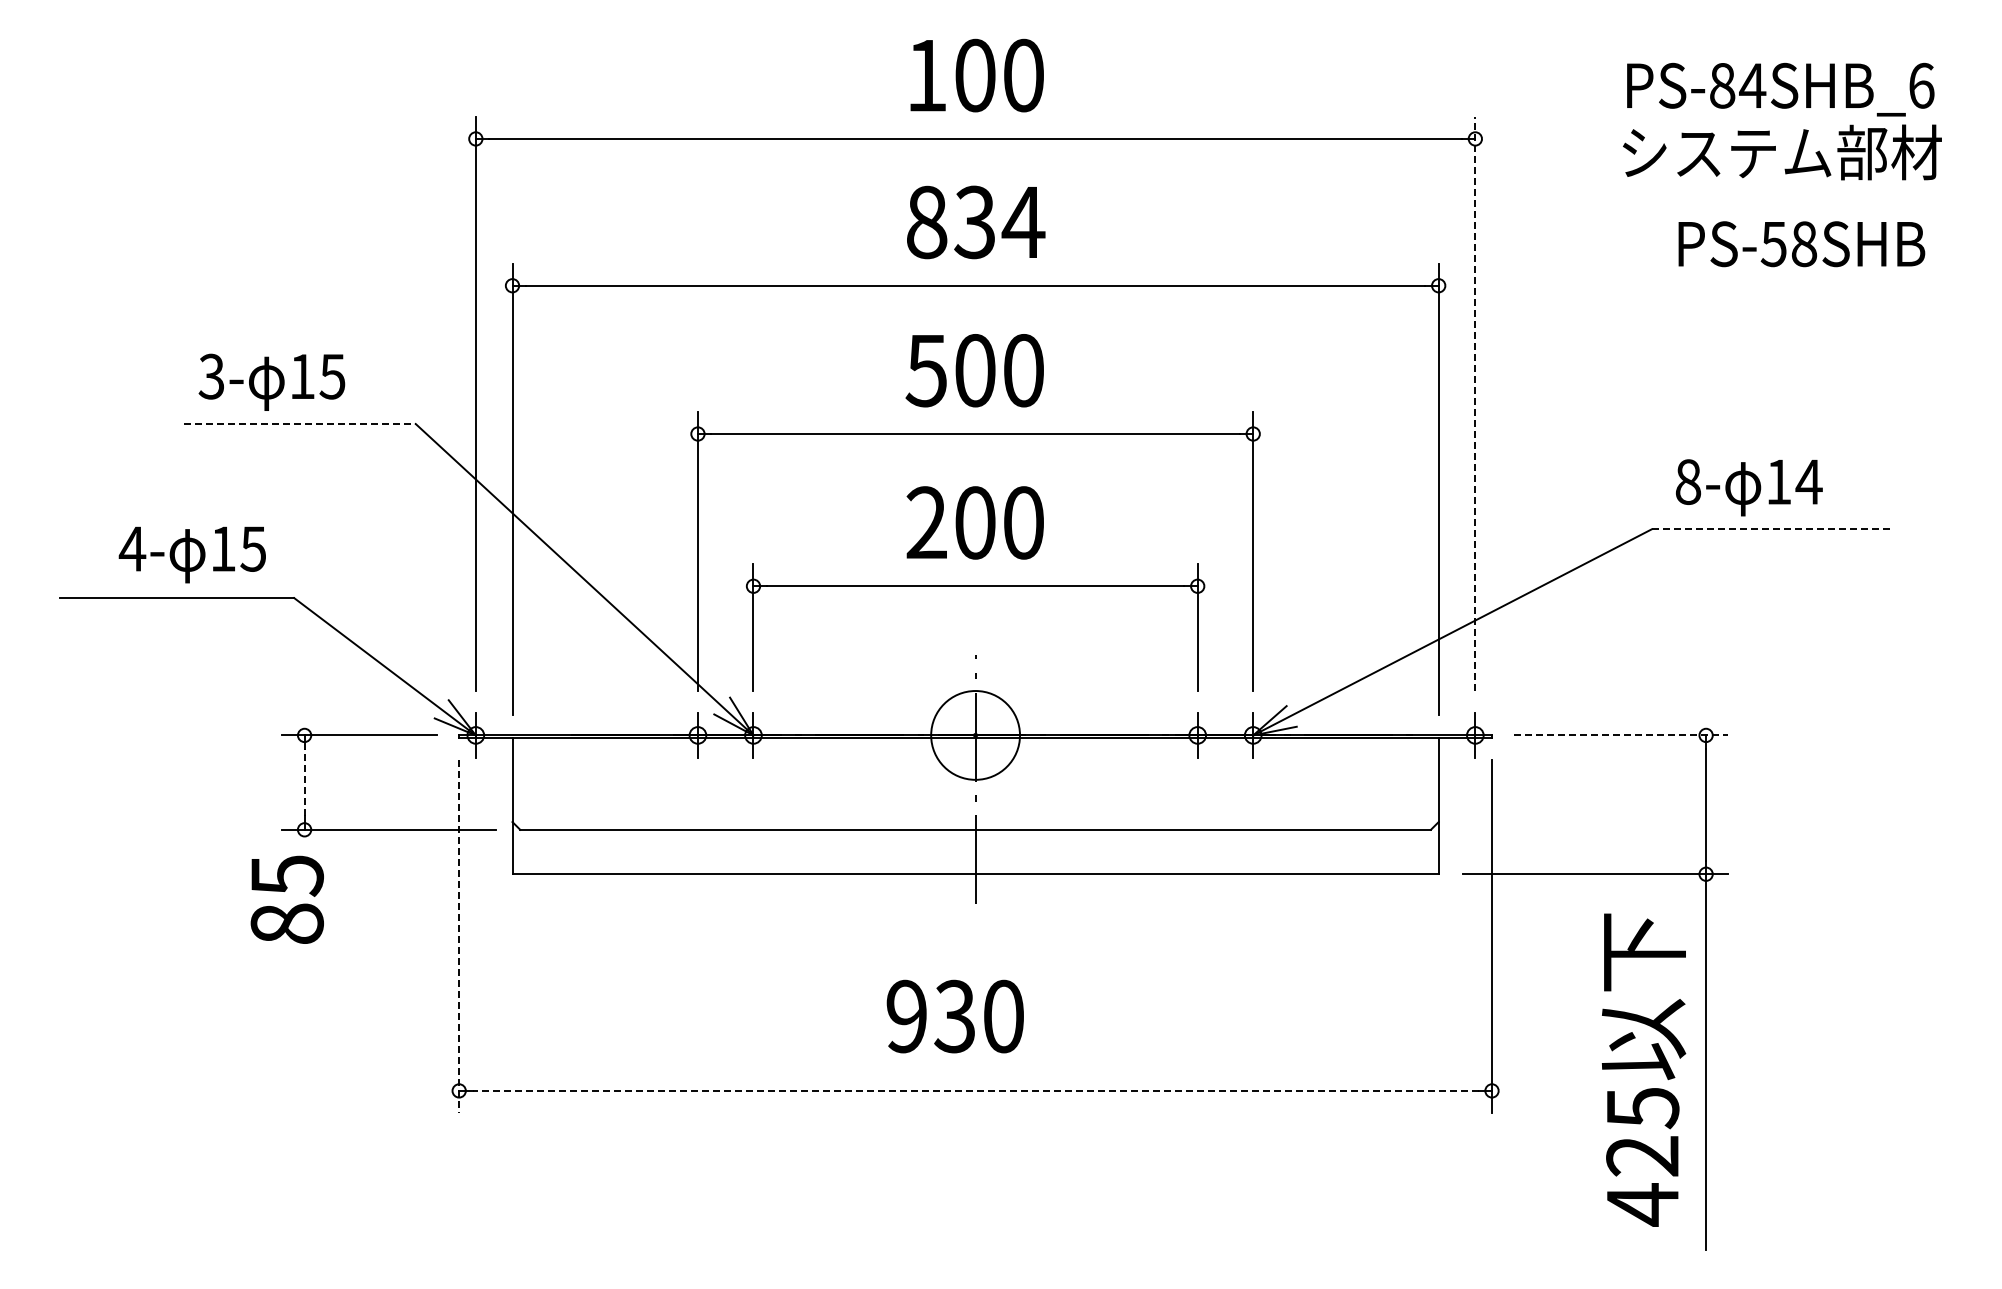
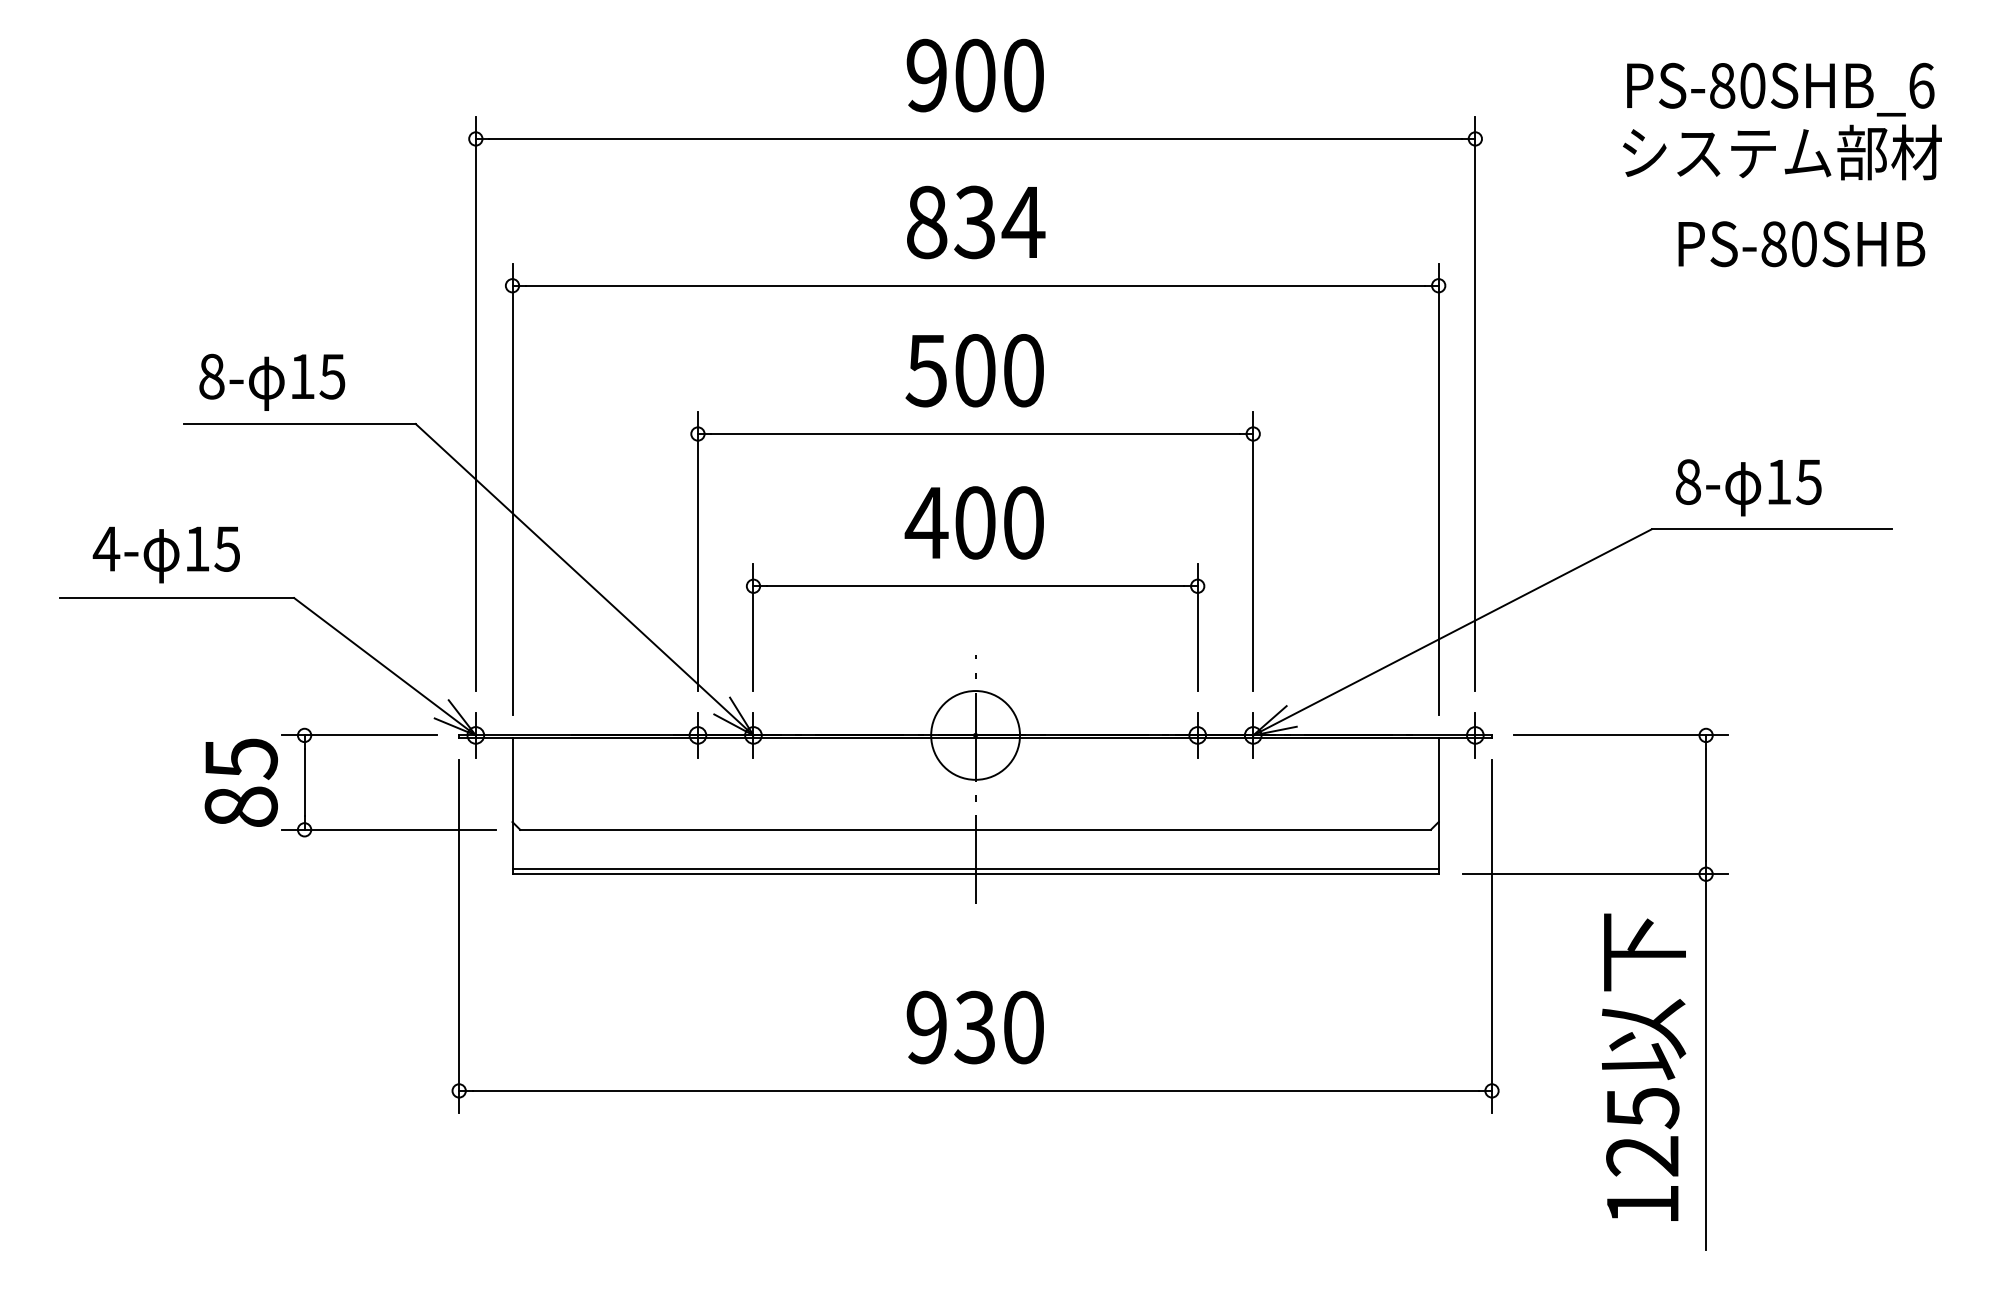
text: 100 -> 900 (926, 75)
text: PS-84SHB_6 -> PS-80SHB_6 (1752, 85)
text: PS-58SHB -> PS-80SHB (1788, 244)
text: 3- -> 8- (211, 376)
line: dashed -> solid (1475, 403)
line: dashed -> solid (299, 424)
text: 14 -> 15 (1808, 481)
text: 200 -> 400 (926, 522)
line: dashed -> solid (1772, 529)
text position: (191, 554) -> (165, 554) (165, 554)
line: dashed -> solid (1621, 735)
line: dashed -> solid (304, 782)
line: none -> present (975, 868)
text position: (286, 899) -> (240, 782) (240, 782)
line: dashed -> solid (459, 936)
text position: (954, 1016) -> (974, 1027) (974, 1027)
line: dashed -> solid (975, 1090)
text: 425 -> 125 (1642, 1204)
